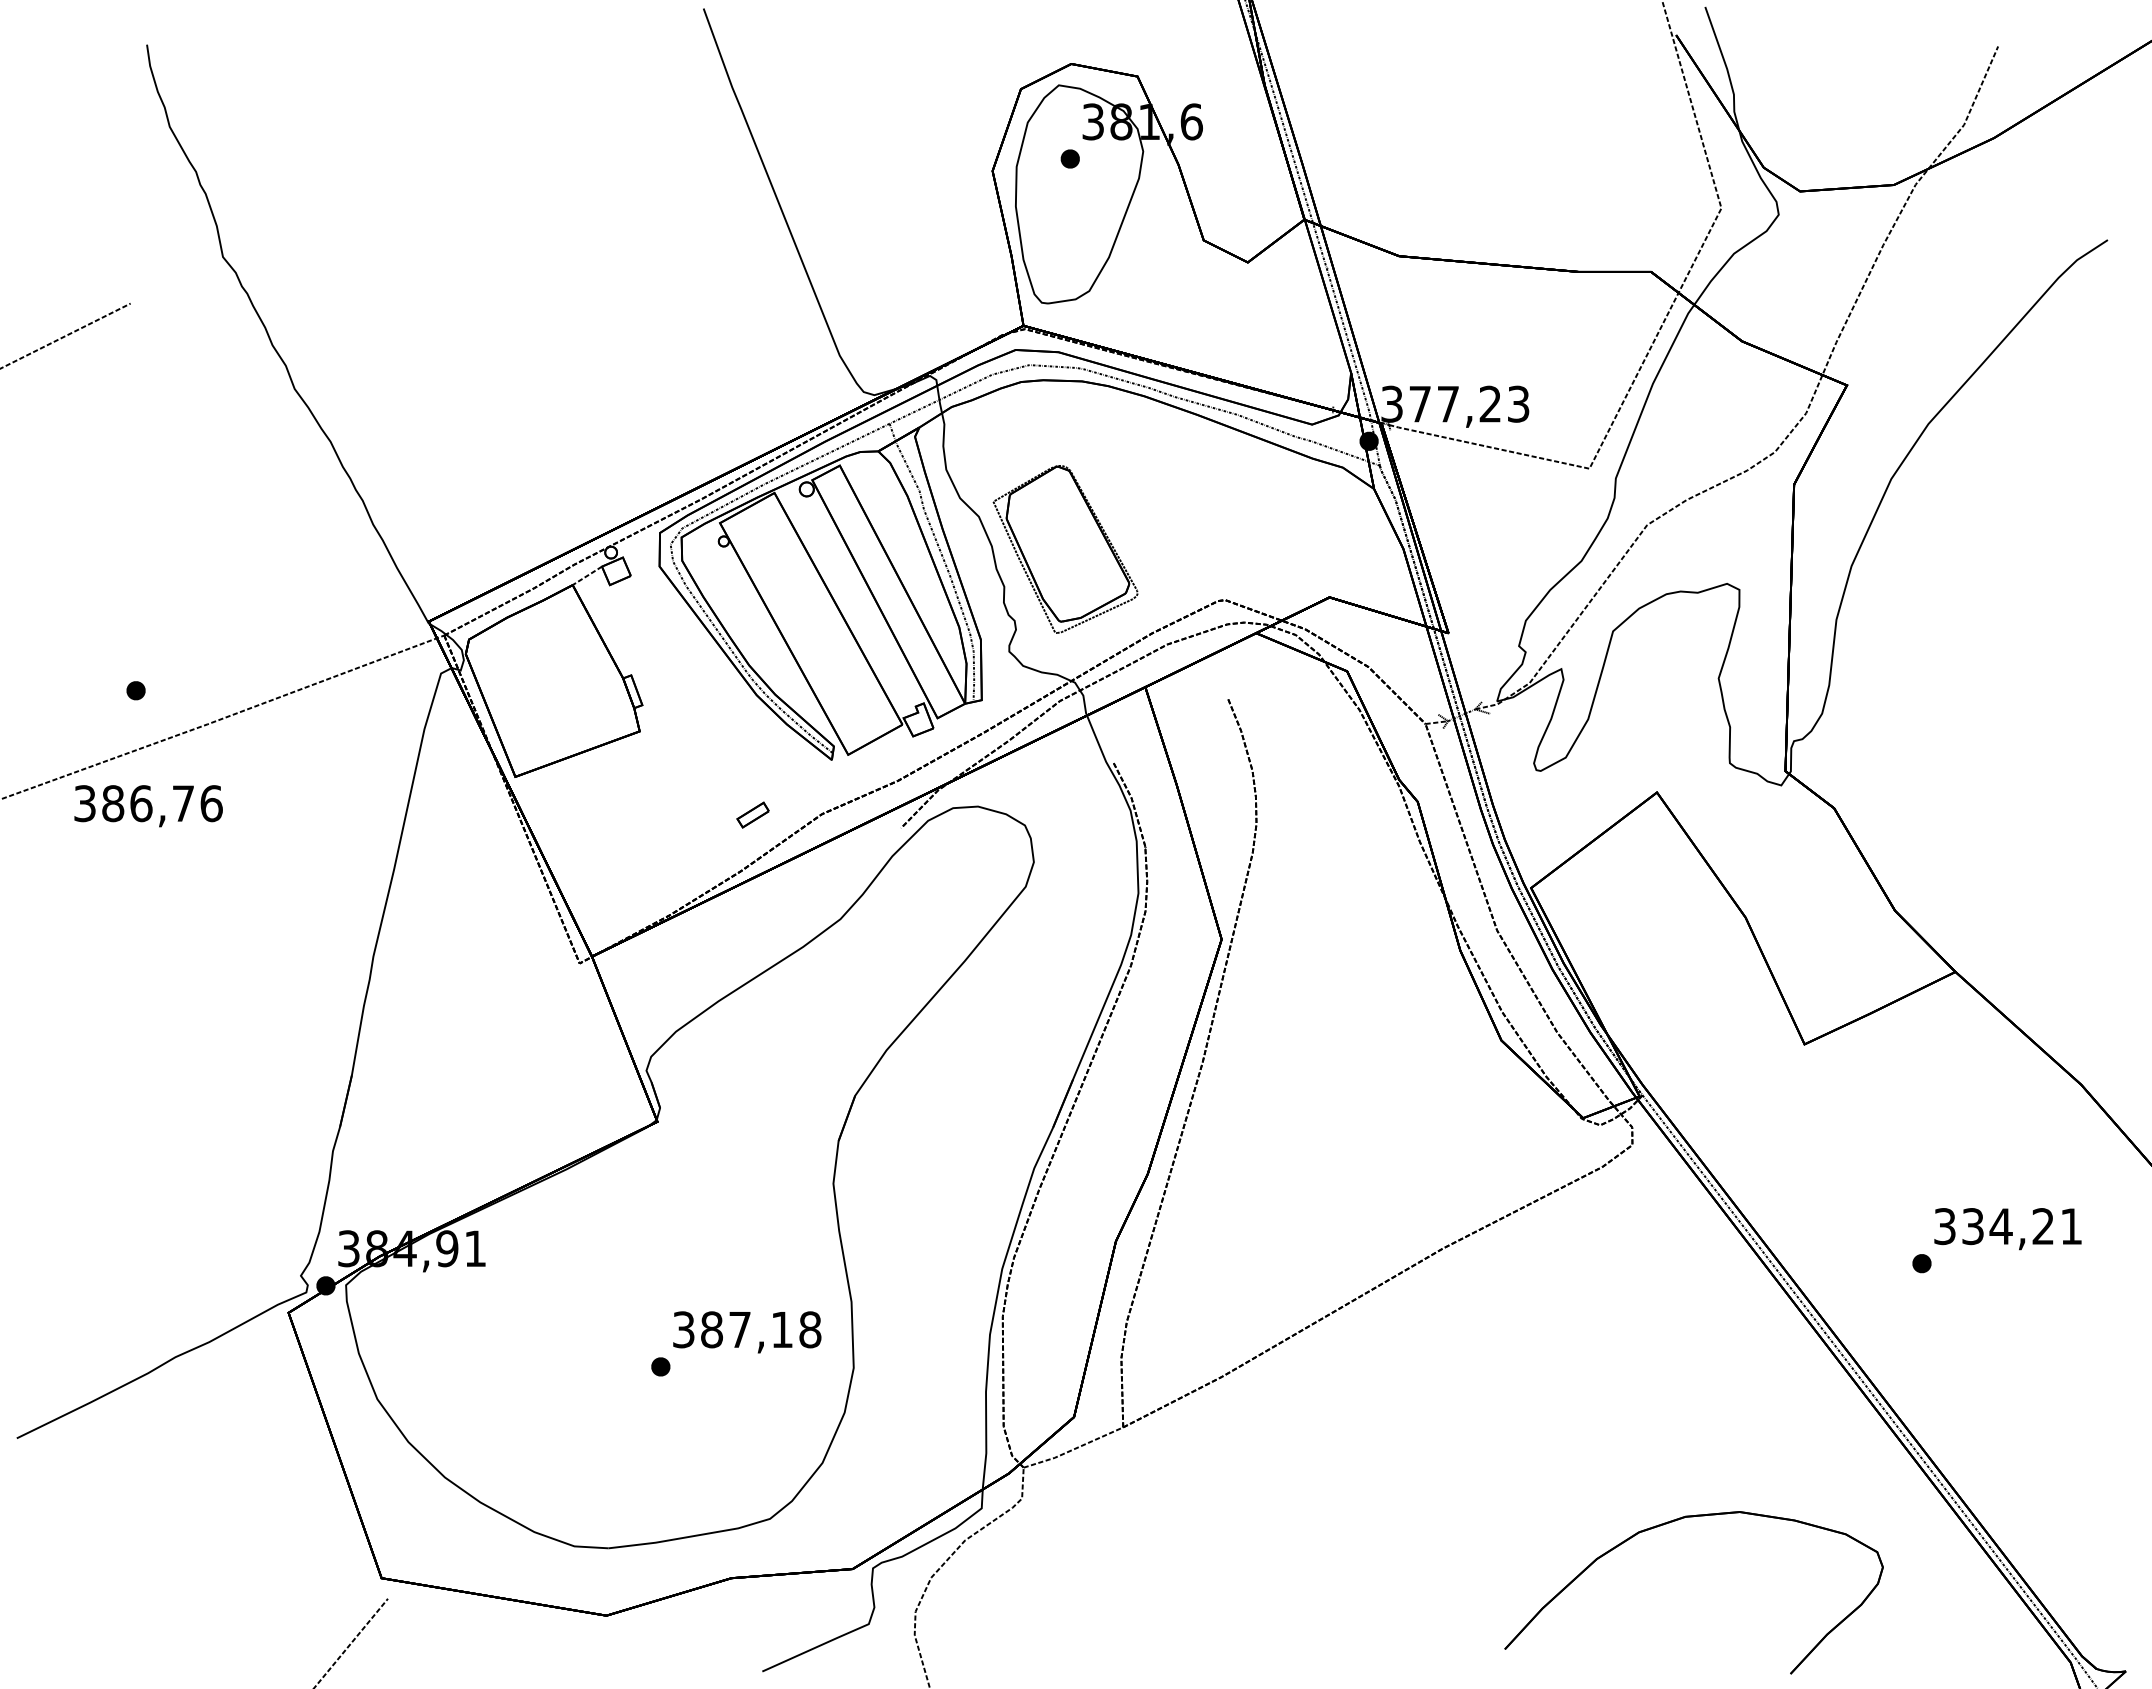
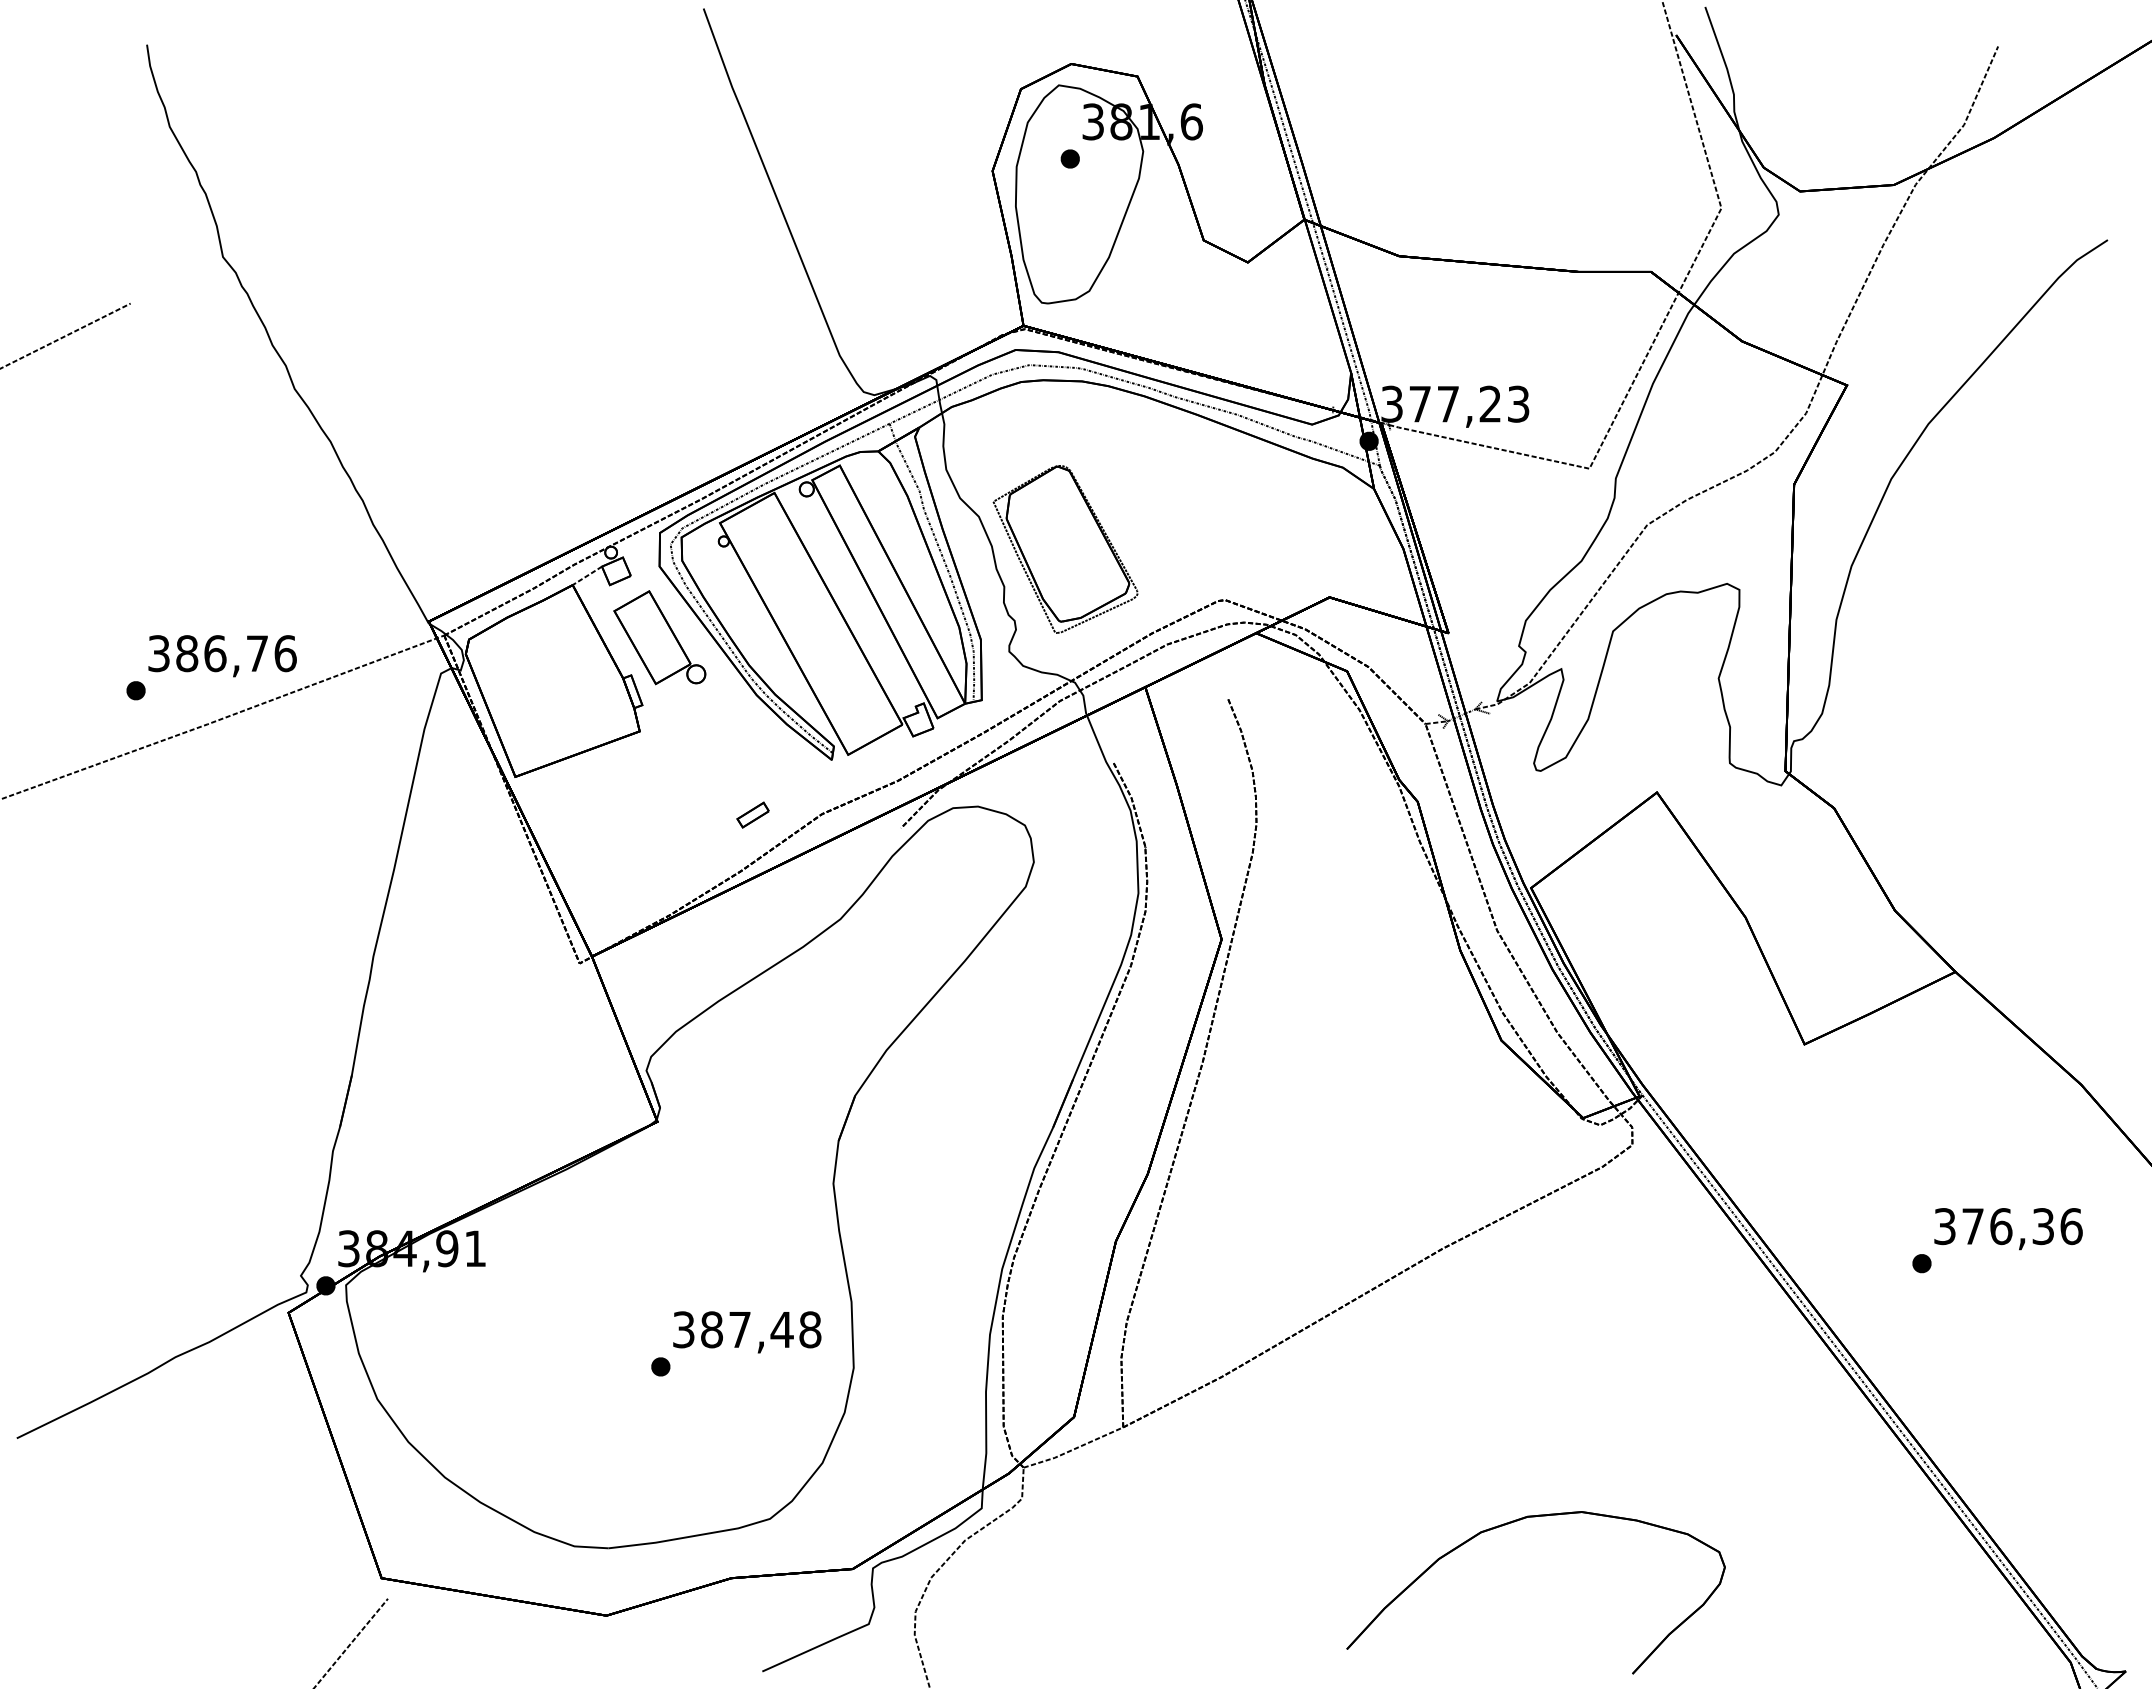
part: none -> present (659, 637)
text position: (148, 806) -> (222, 656) (222, 656)
text: 334,21 -> 376,36 (2022, 1226)
text: 387,18 -> 387,48 (781, 1329)
part position: (1669, 1523) -> (1511, 1523) (1511, 1523)
